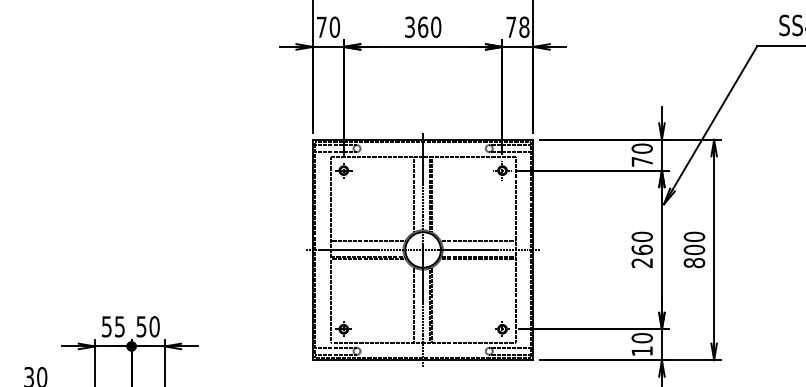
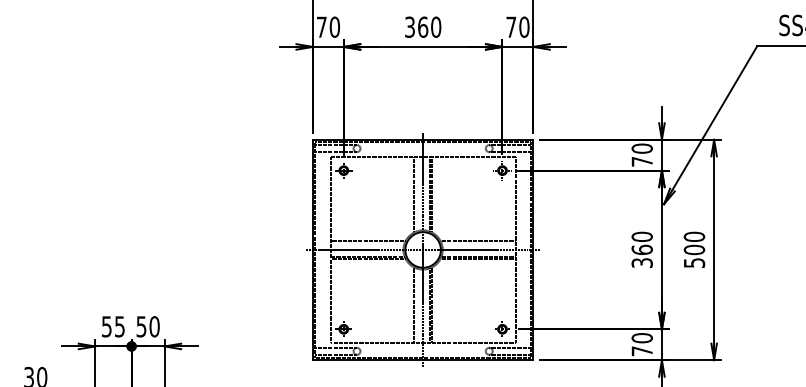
text: 78 -> 70 (524, 27)
text: 260 -> 360 (642, 262)
text: 800 -> 500 (694, 263)
text: 10 -> 70 (641, 351)
